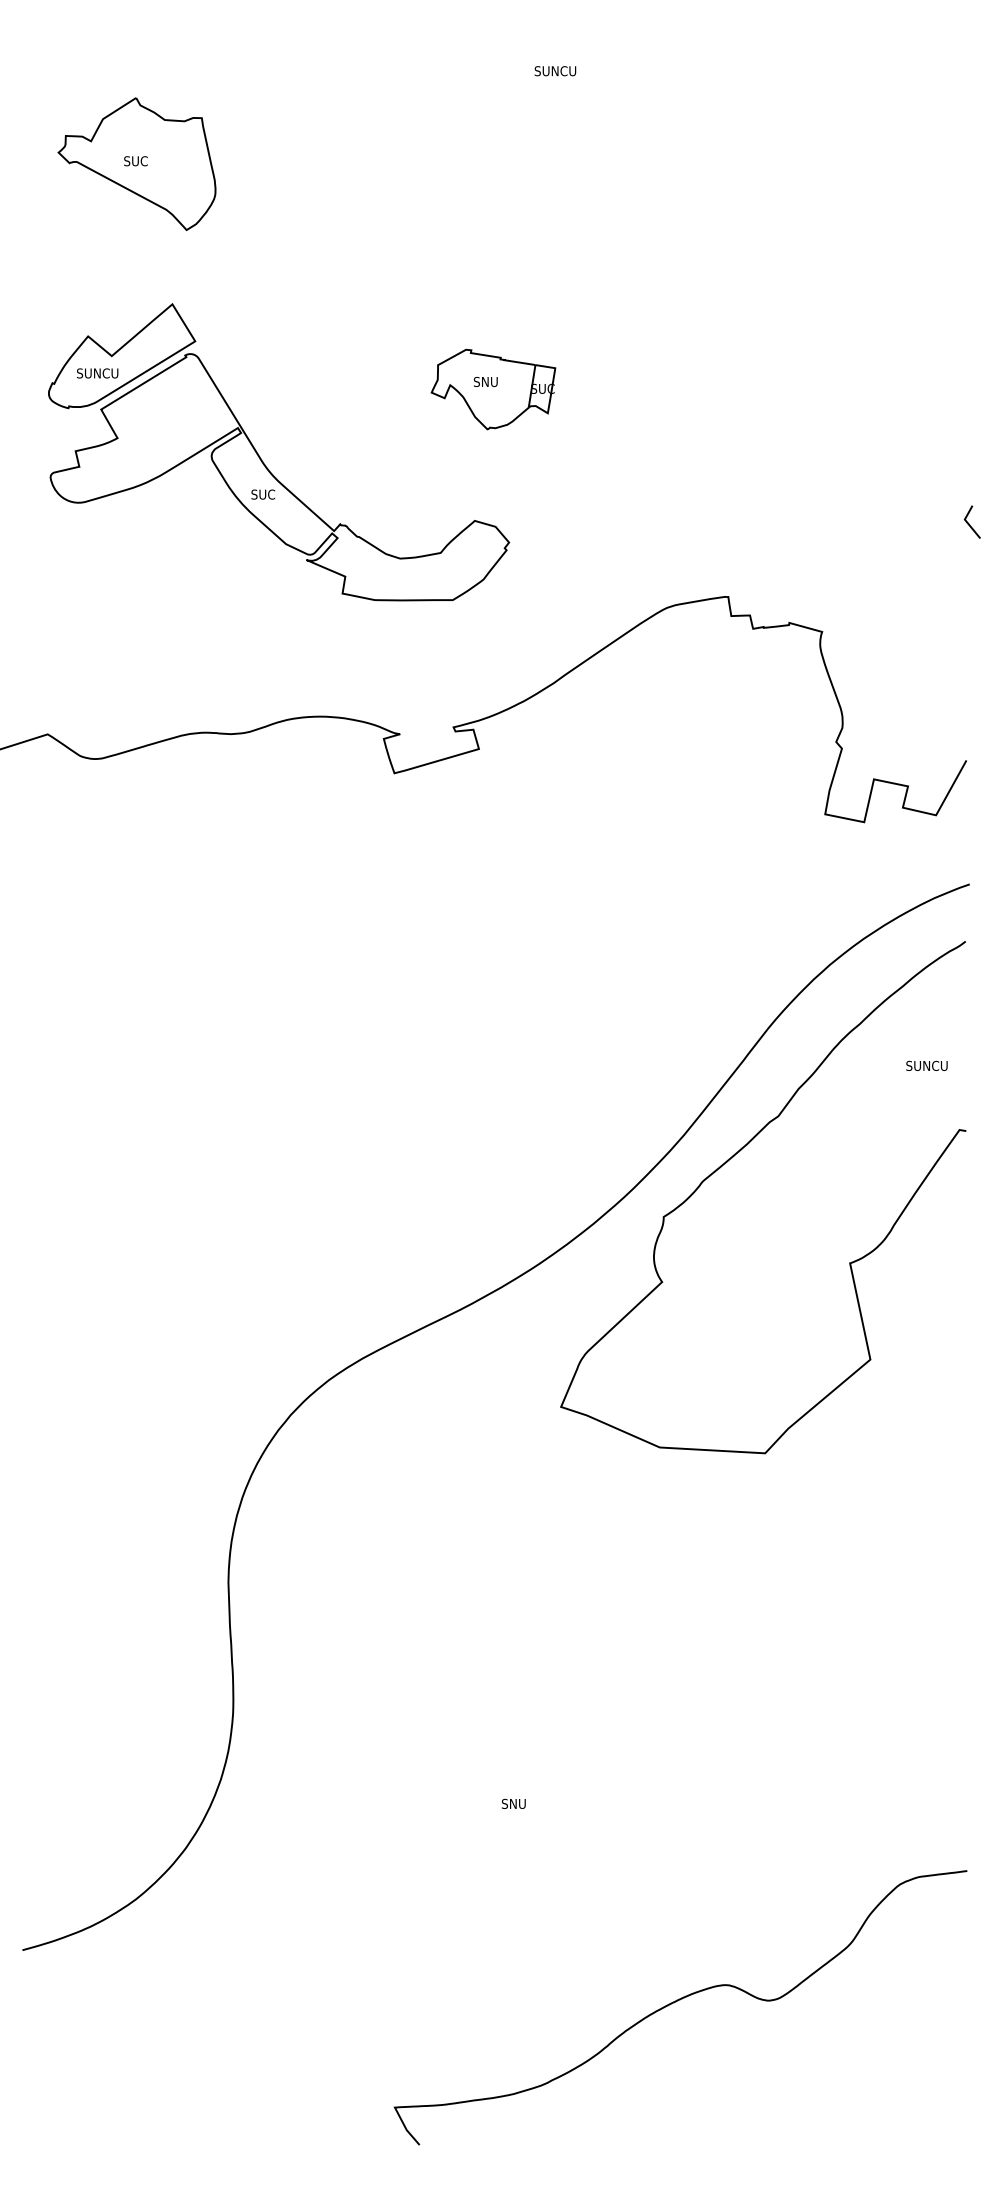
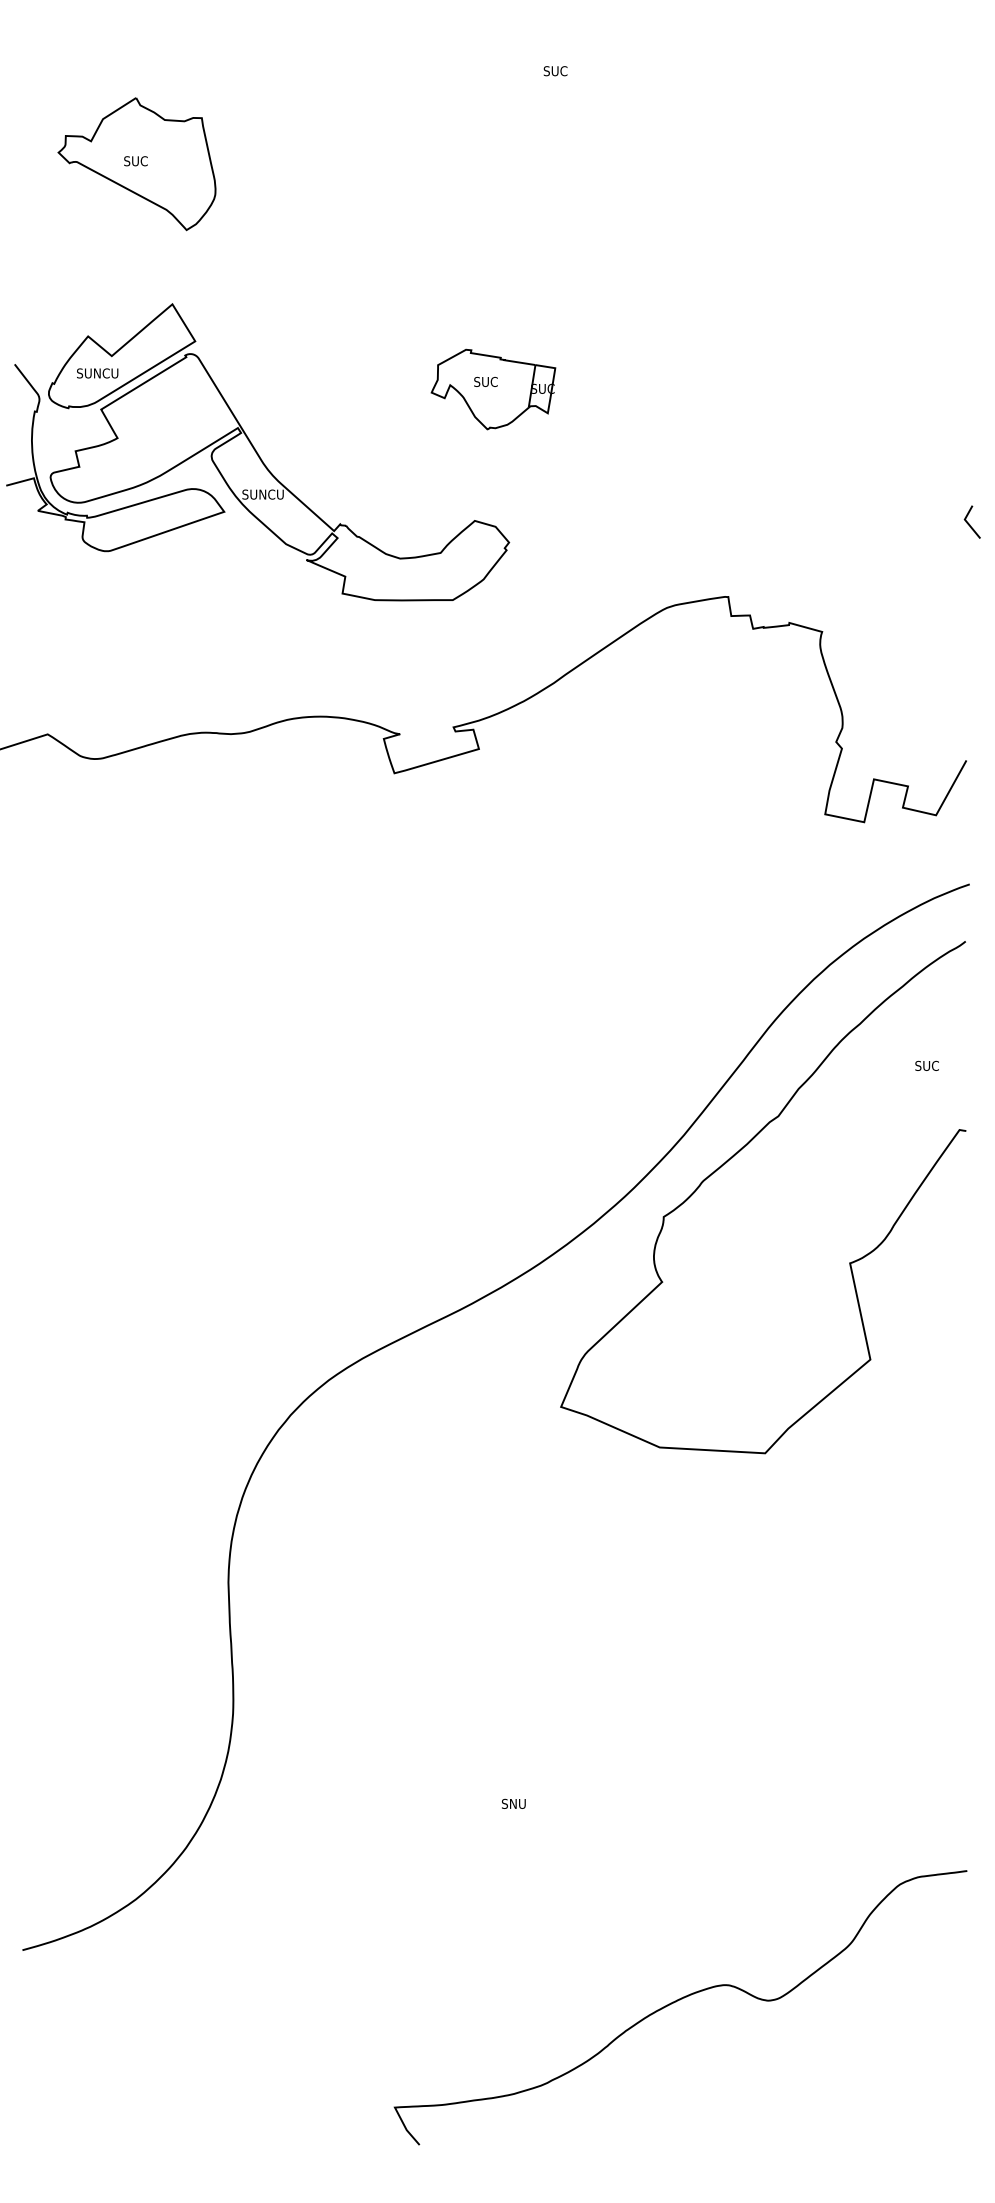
text: SUNCU -> SUC (555, 71)
text: SNU -> SUC (485, 381)
text: SUC -> SUNCU (262, 494)
curve: none -> present (128, 505)
text: SUNCU -> SUC (926, 1065)
